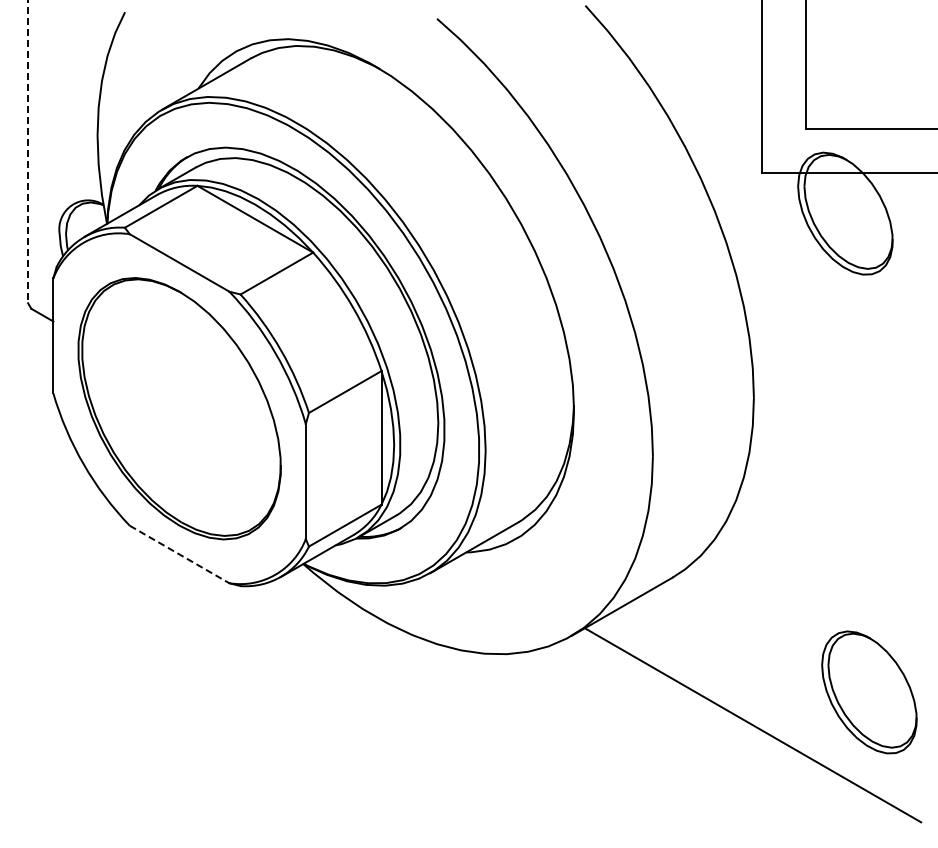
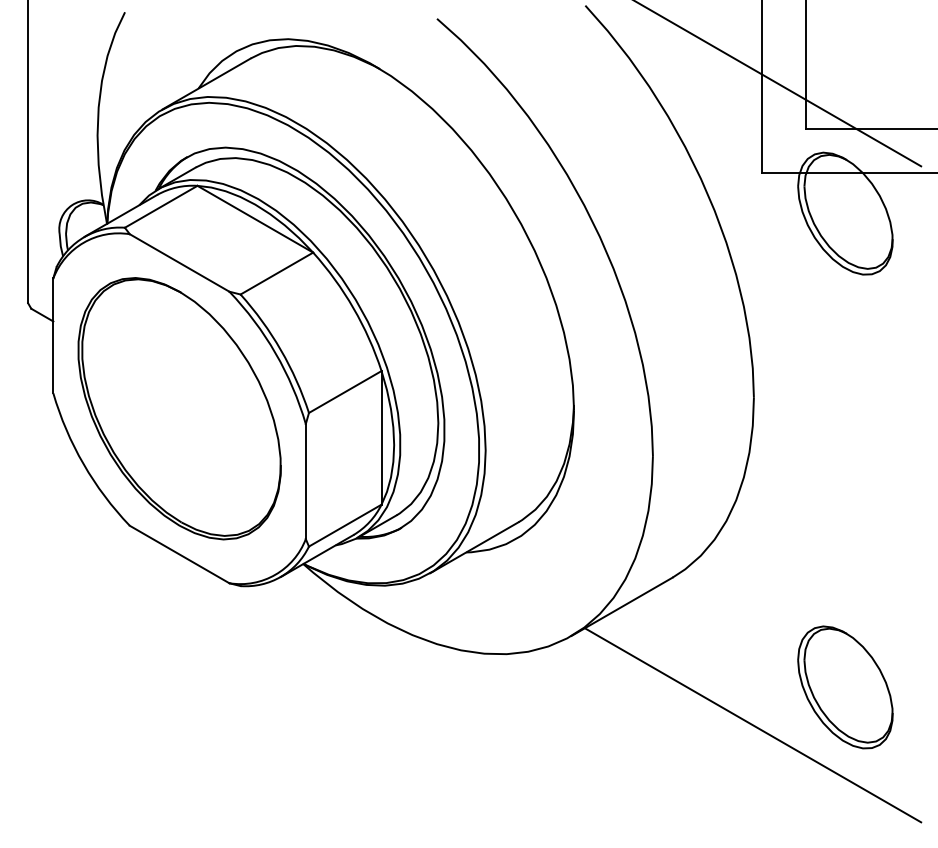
line: none -> present (778, 84)
line: dashed -> solid (28, 152)
line: dashed -> solid (180, 554)
part position: (869, 692) -> (845, 687) (845, 687)
